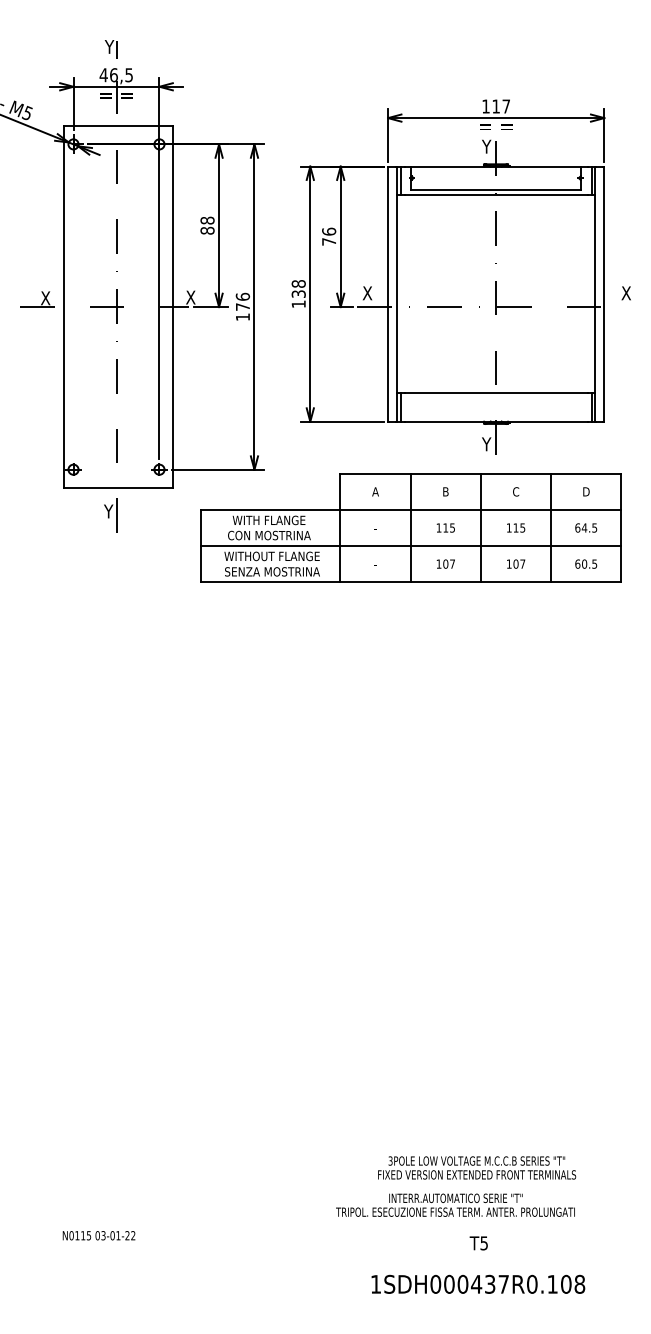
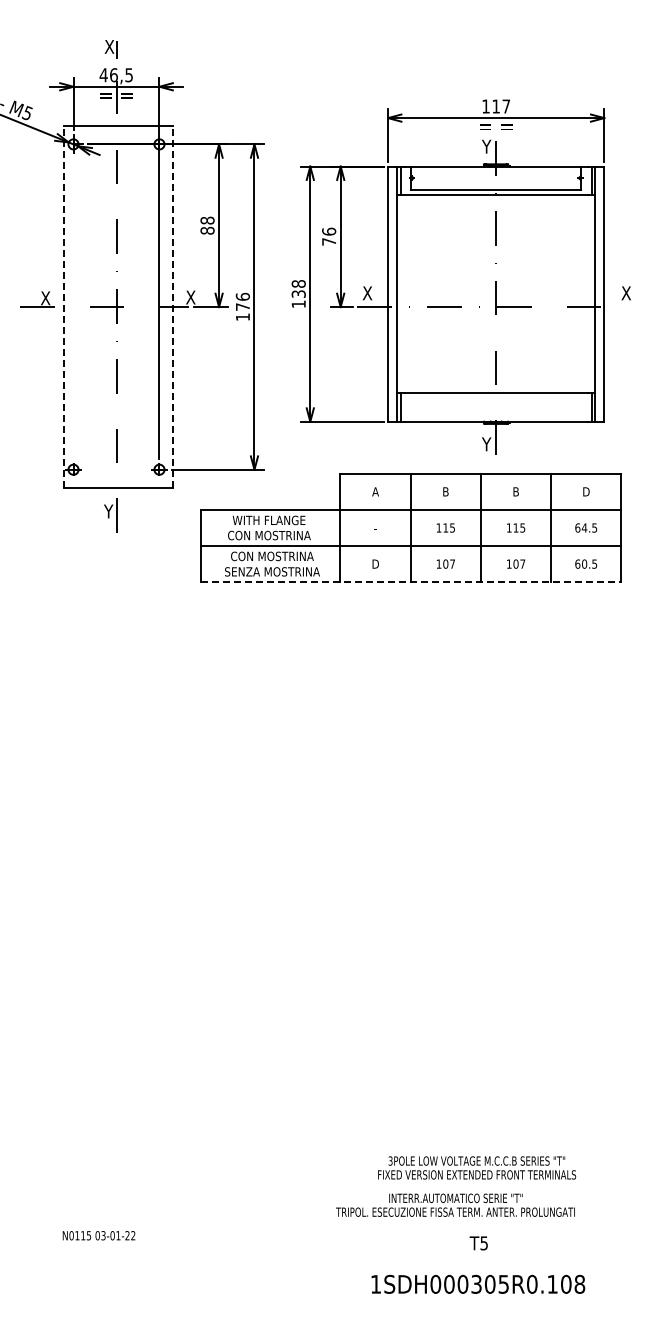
text: Y -> X (109, 46)
line: solid -> dashed (64, 306)
line: solid -> dashed (173, 306)
text: C -> B (516, 491)
text: WITHOUT FLANGE -> CON MOSTRINA (271, 556)
text: - -> D (375, 563)
line: solid -> dashed (411, 582)
text: 1SDH000437R0.108 -> 1SDH000305R0.108 (489, 1283)
